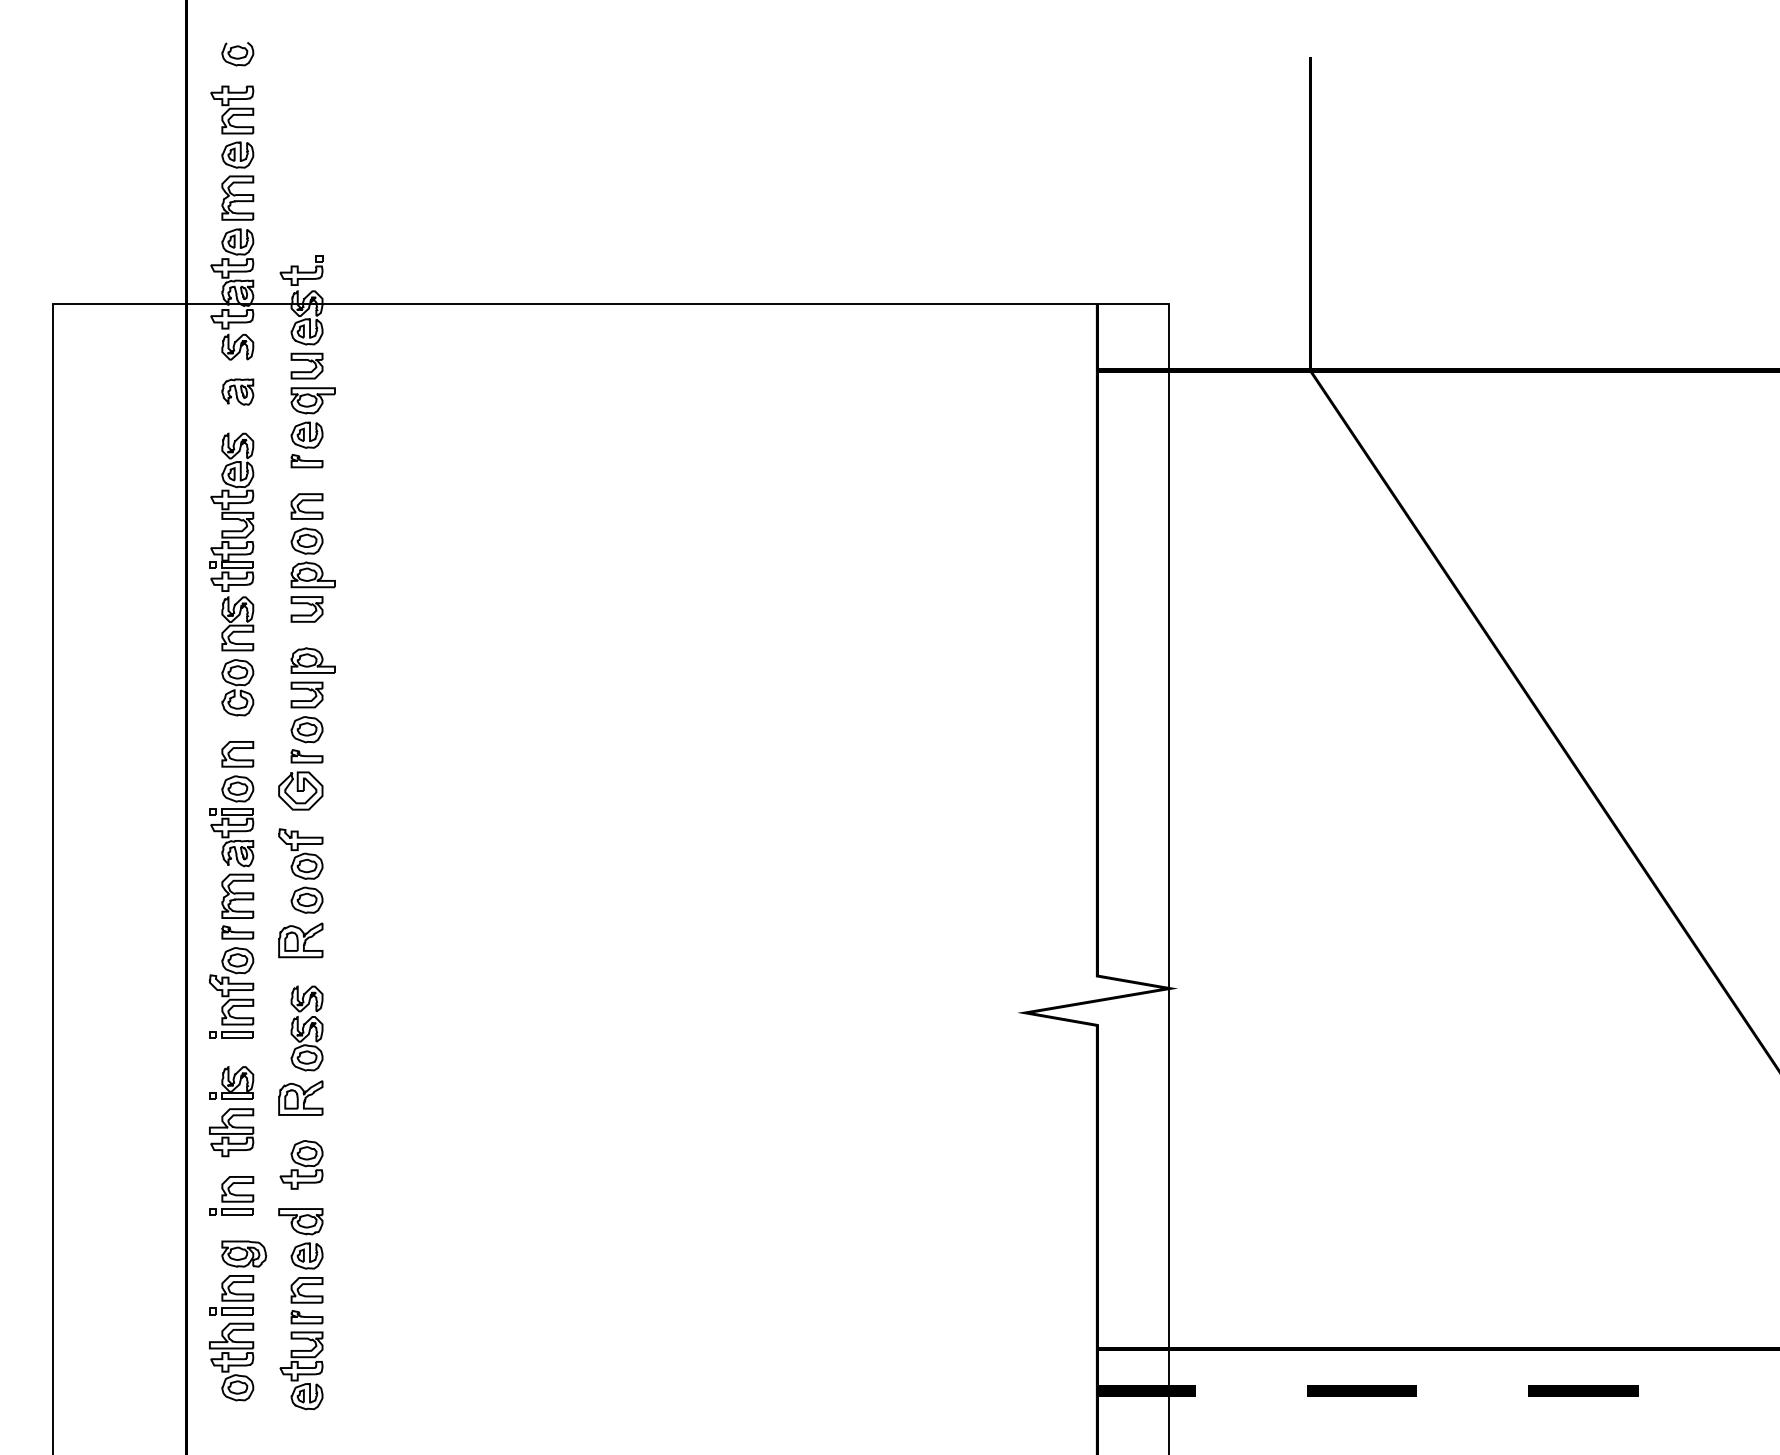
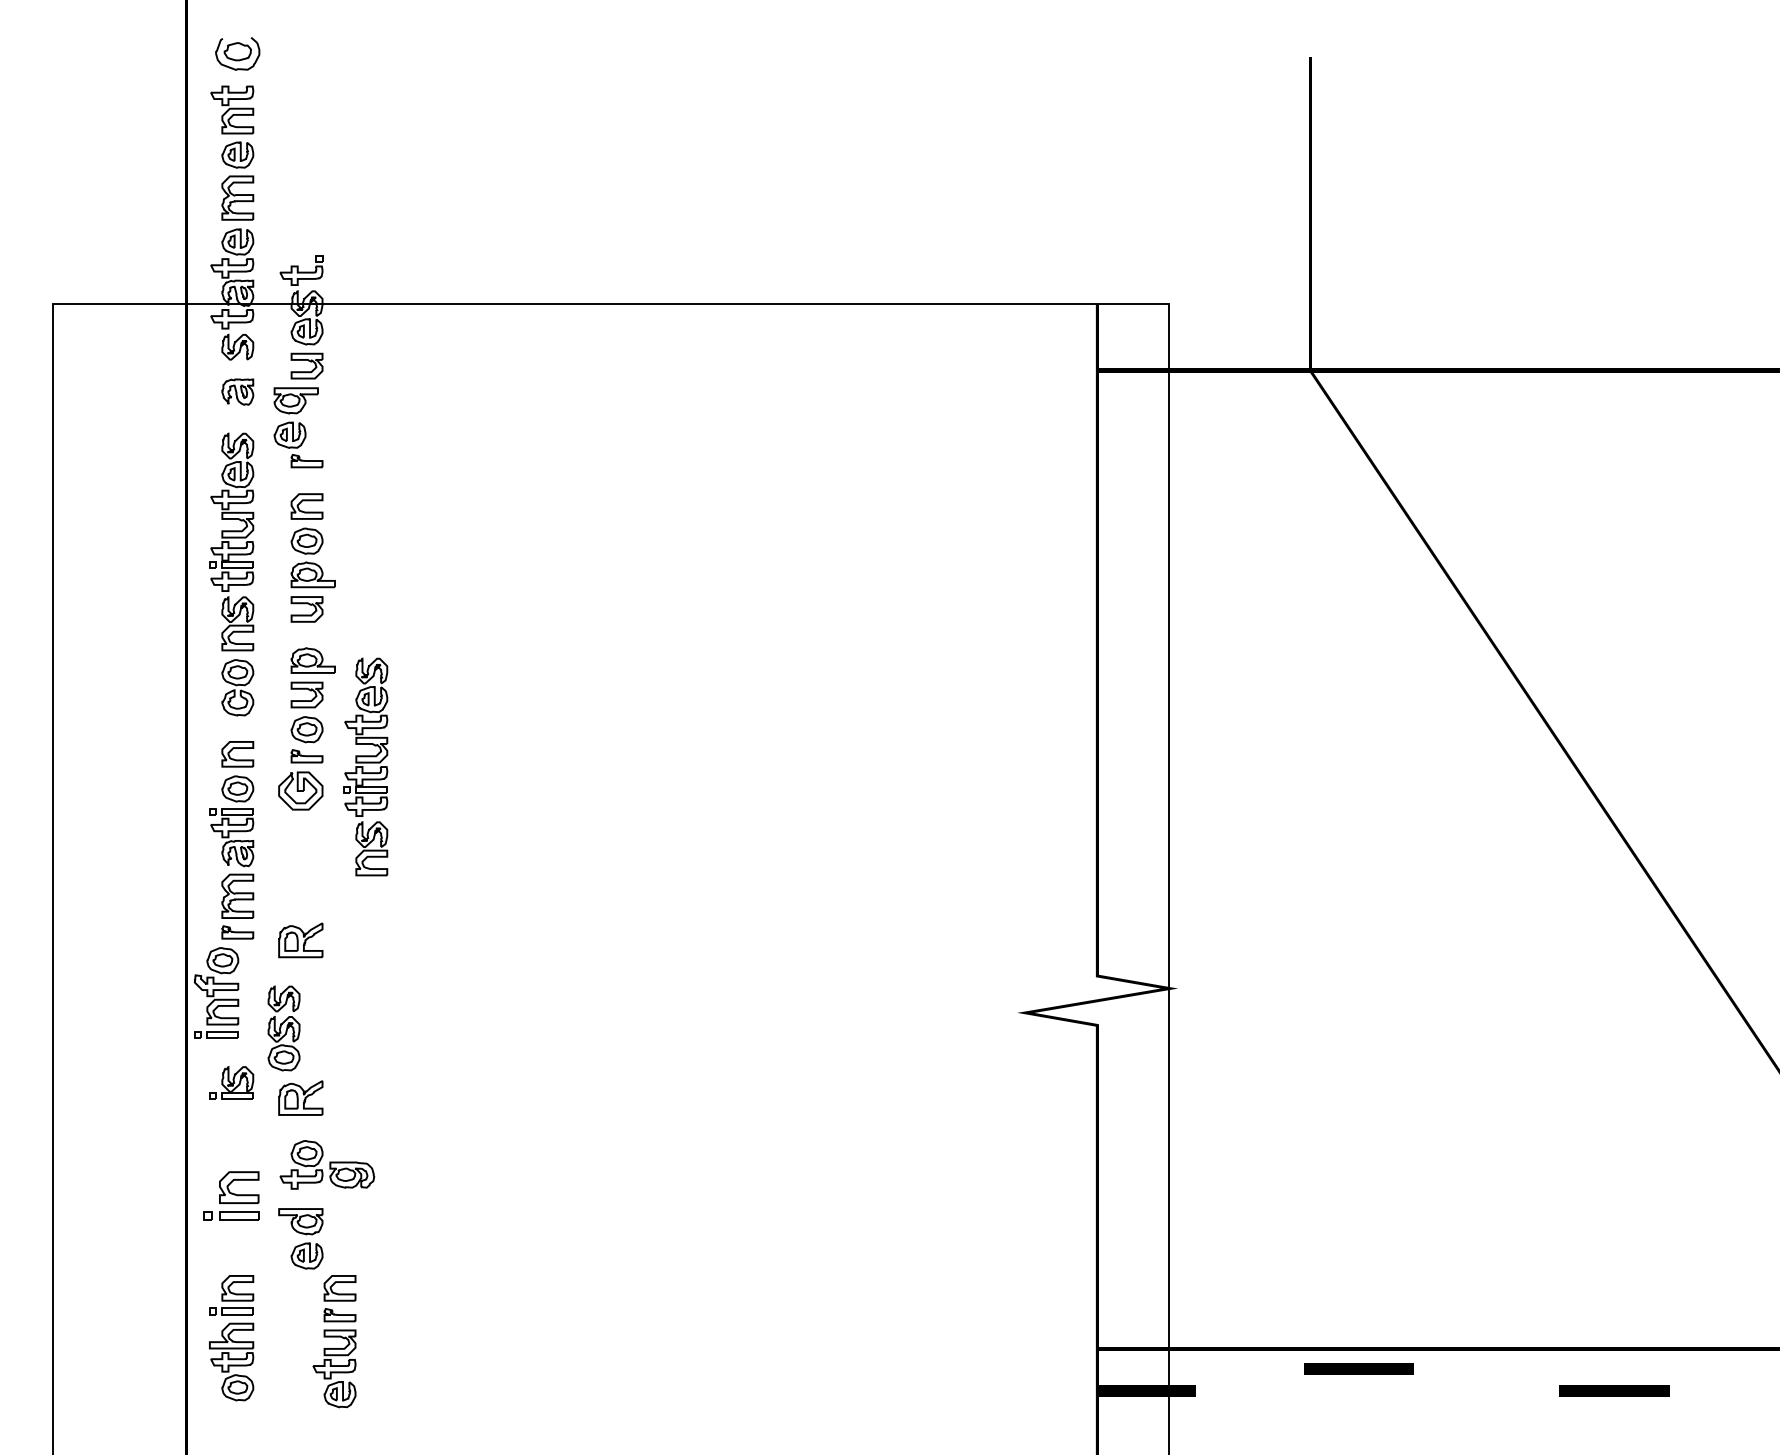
part size: 34x25 px -> 46x34 px (237, 53)
part position: (312, 417) -> (295, 417) (295, 417)
part: none -> present (365, 766)
part: present -> none (300, 870)
part position: (231, 992) -> (216, 992) (216, 992)
part position: (306, 1028) -> (283, 1028) (283, 1028)
part: present -> none (231, 1132)
part size: 46x40 px -> 57x50 px (231, 1195)
part position: (244, 1253) -> (352, 1174) (352, 1174)
part position: (301, 1343) -> (334, 1341) (334, 1341)
line position: (1361, 1390) -> (1358, 1368) (1358, 1368)
line position: (1583, 1390) -> (1614, 1390) (1614, 1390)
